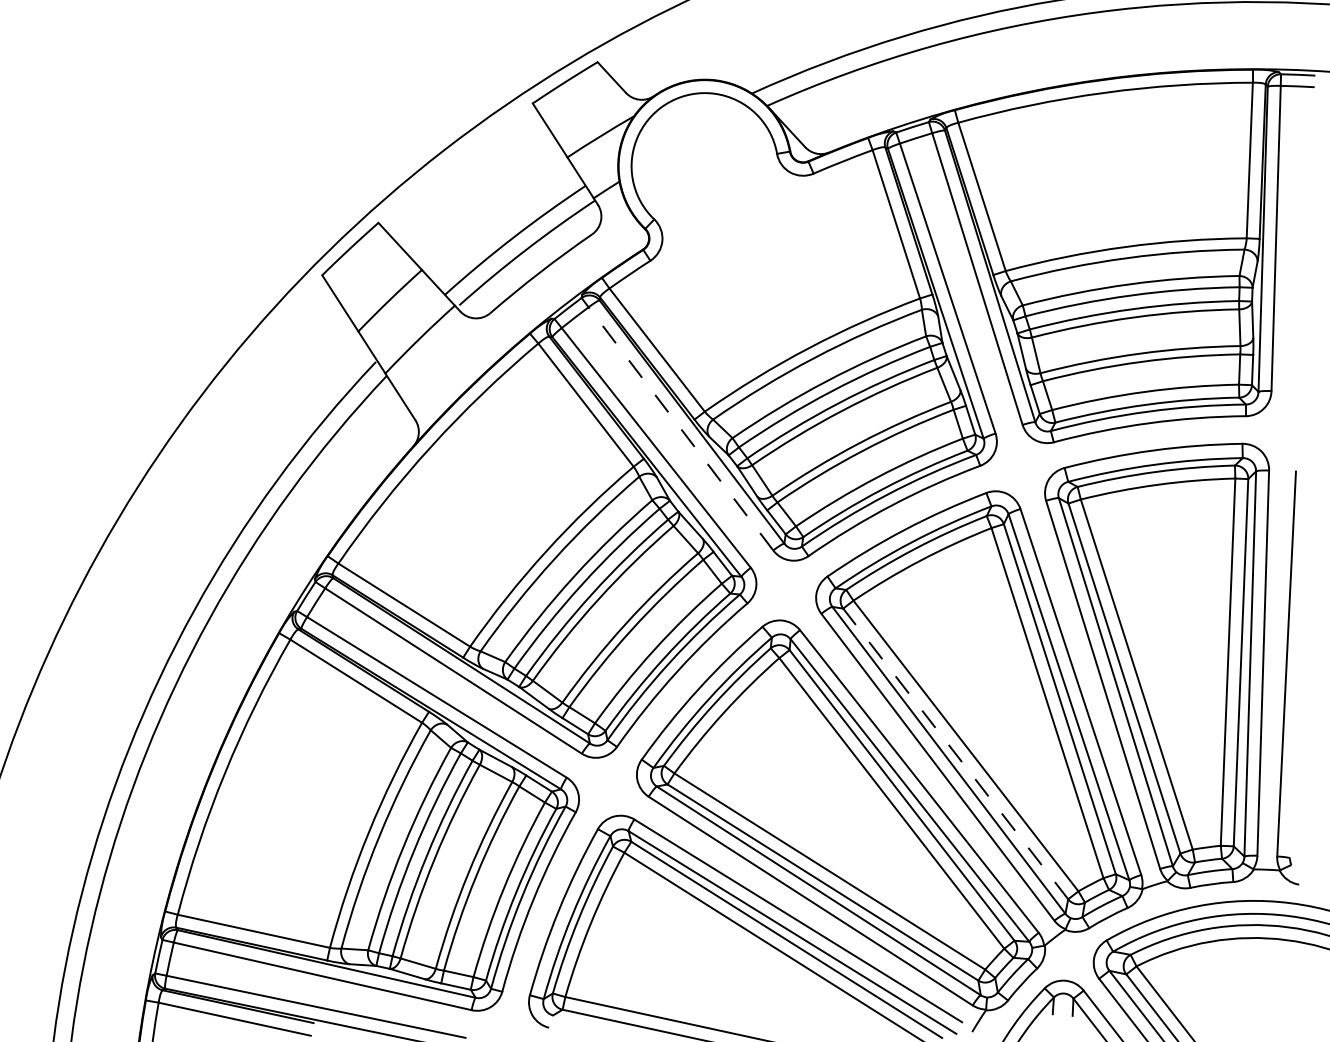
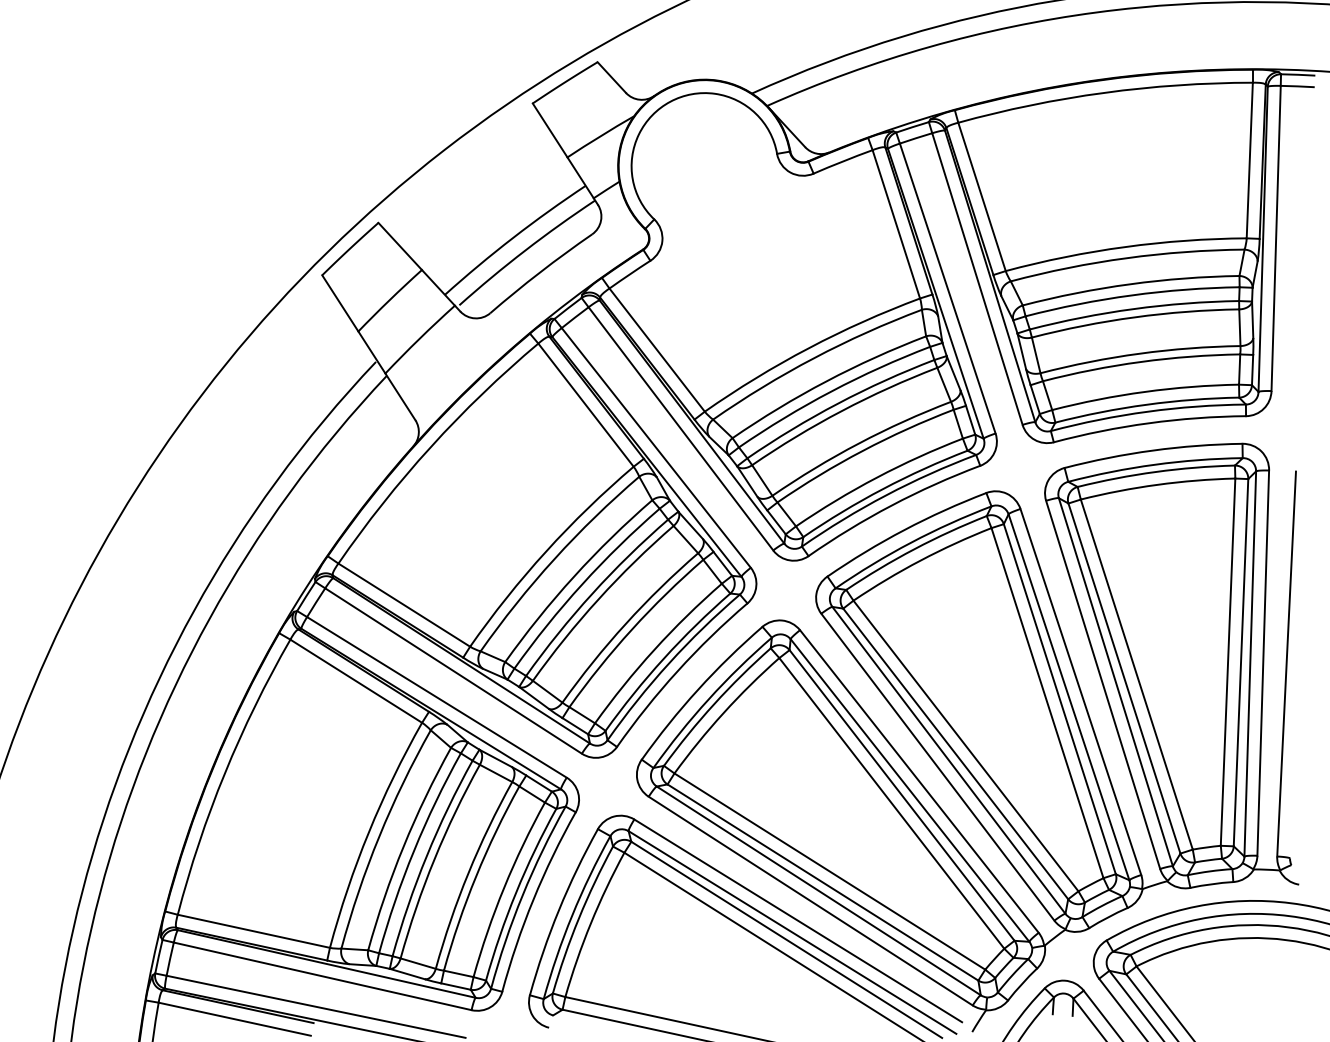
line: dashed -> solid (680, 428)
line: dashed -> solid (955, 753)
